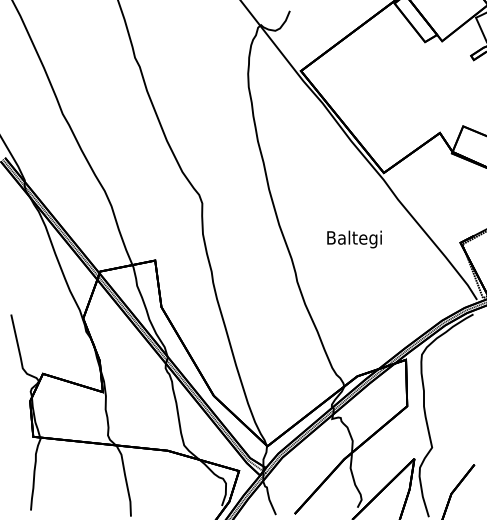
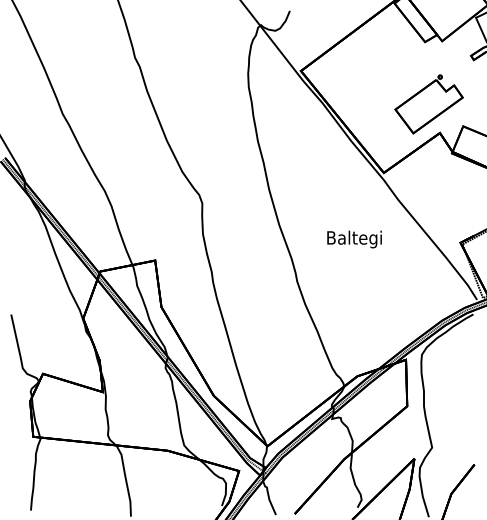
part: none -> present (428, 104)
